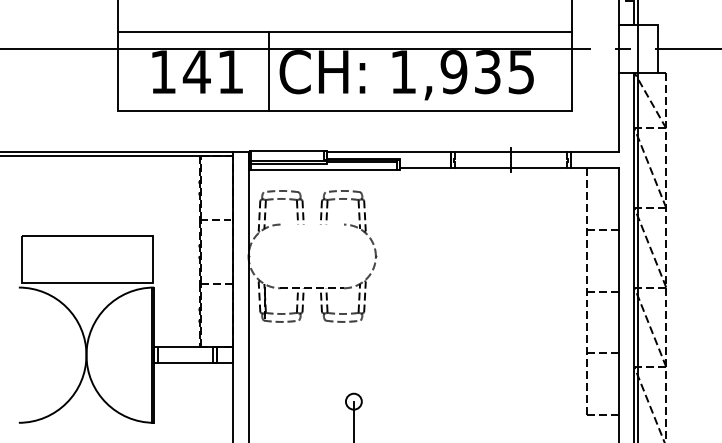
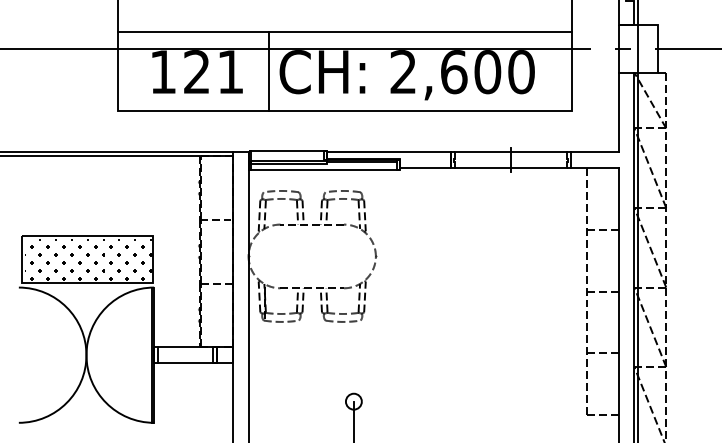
text: 141 -> 121 (196, 71)
text: 1,935 -> 2,600 (462, 72)
line: none -> present (312, 224)
hatch: none -> present (88, 259)
